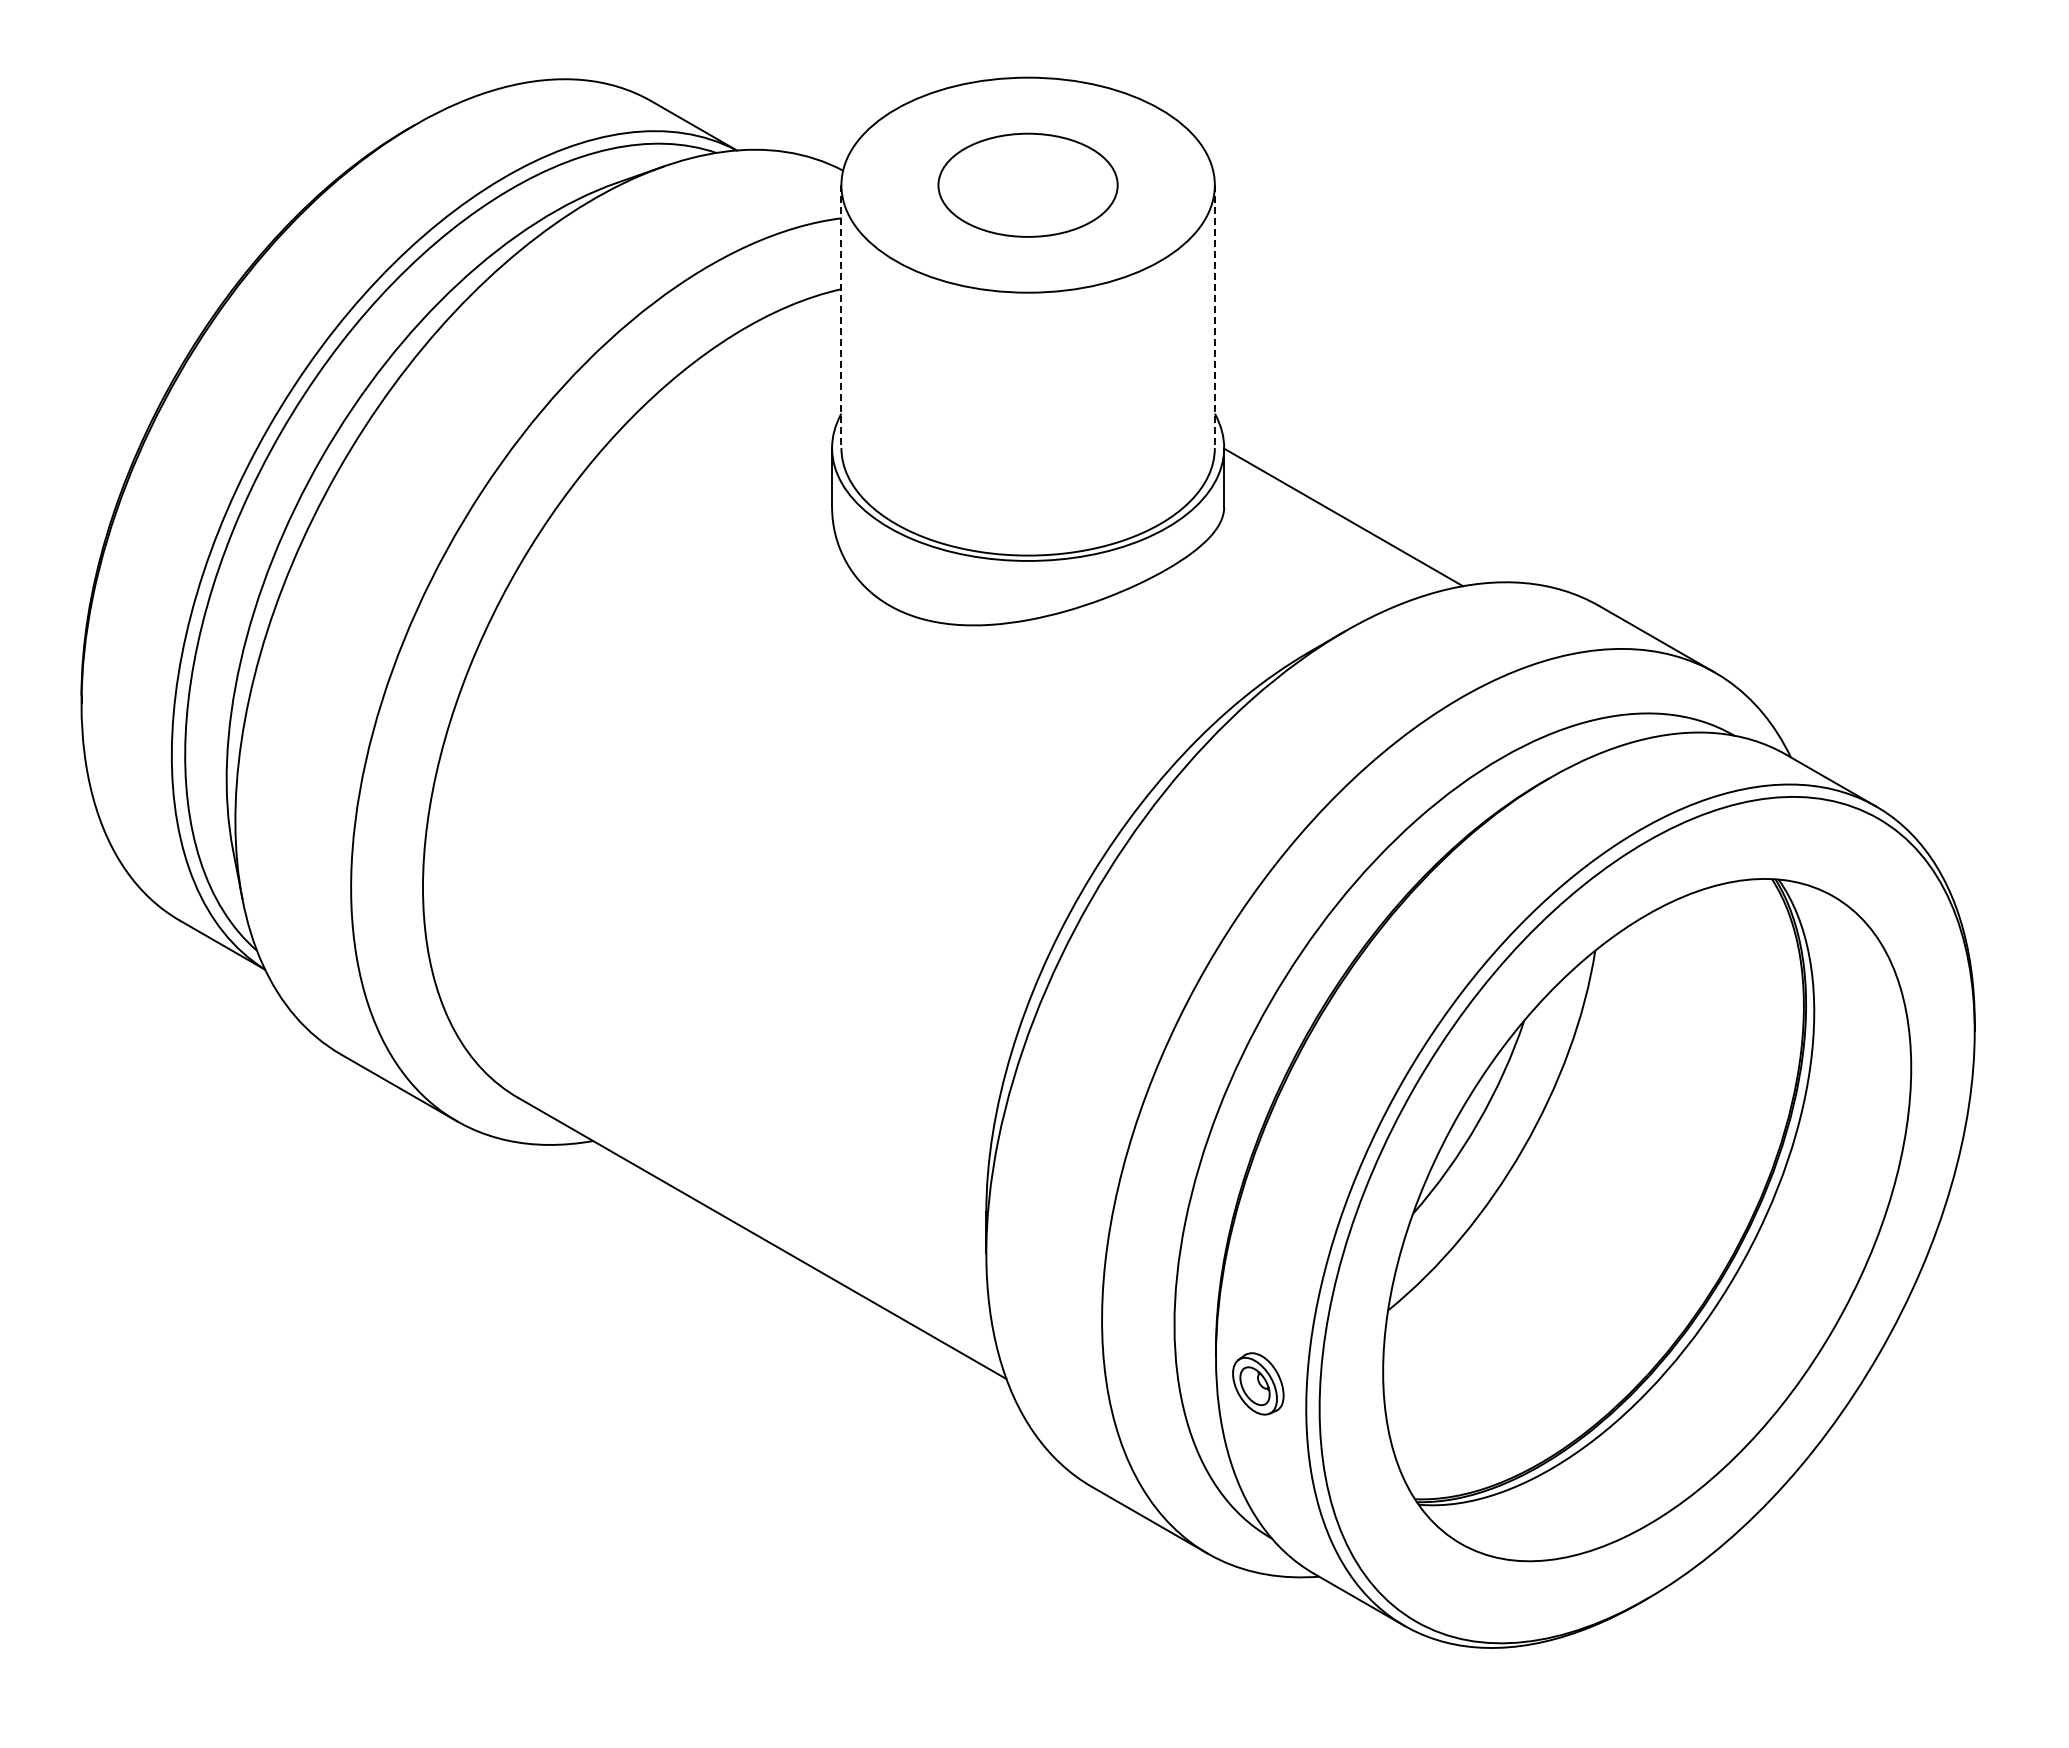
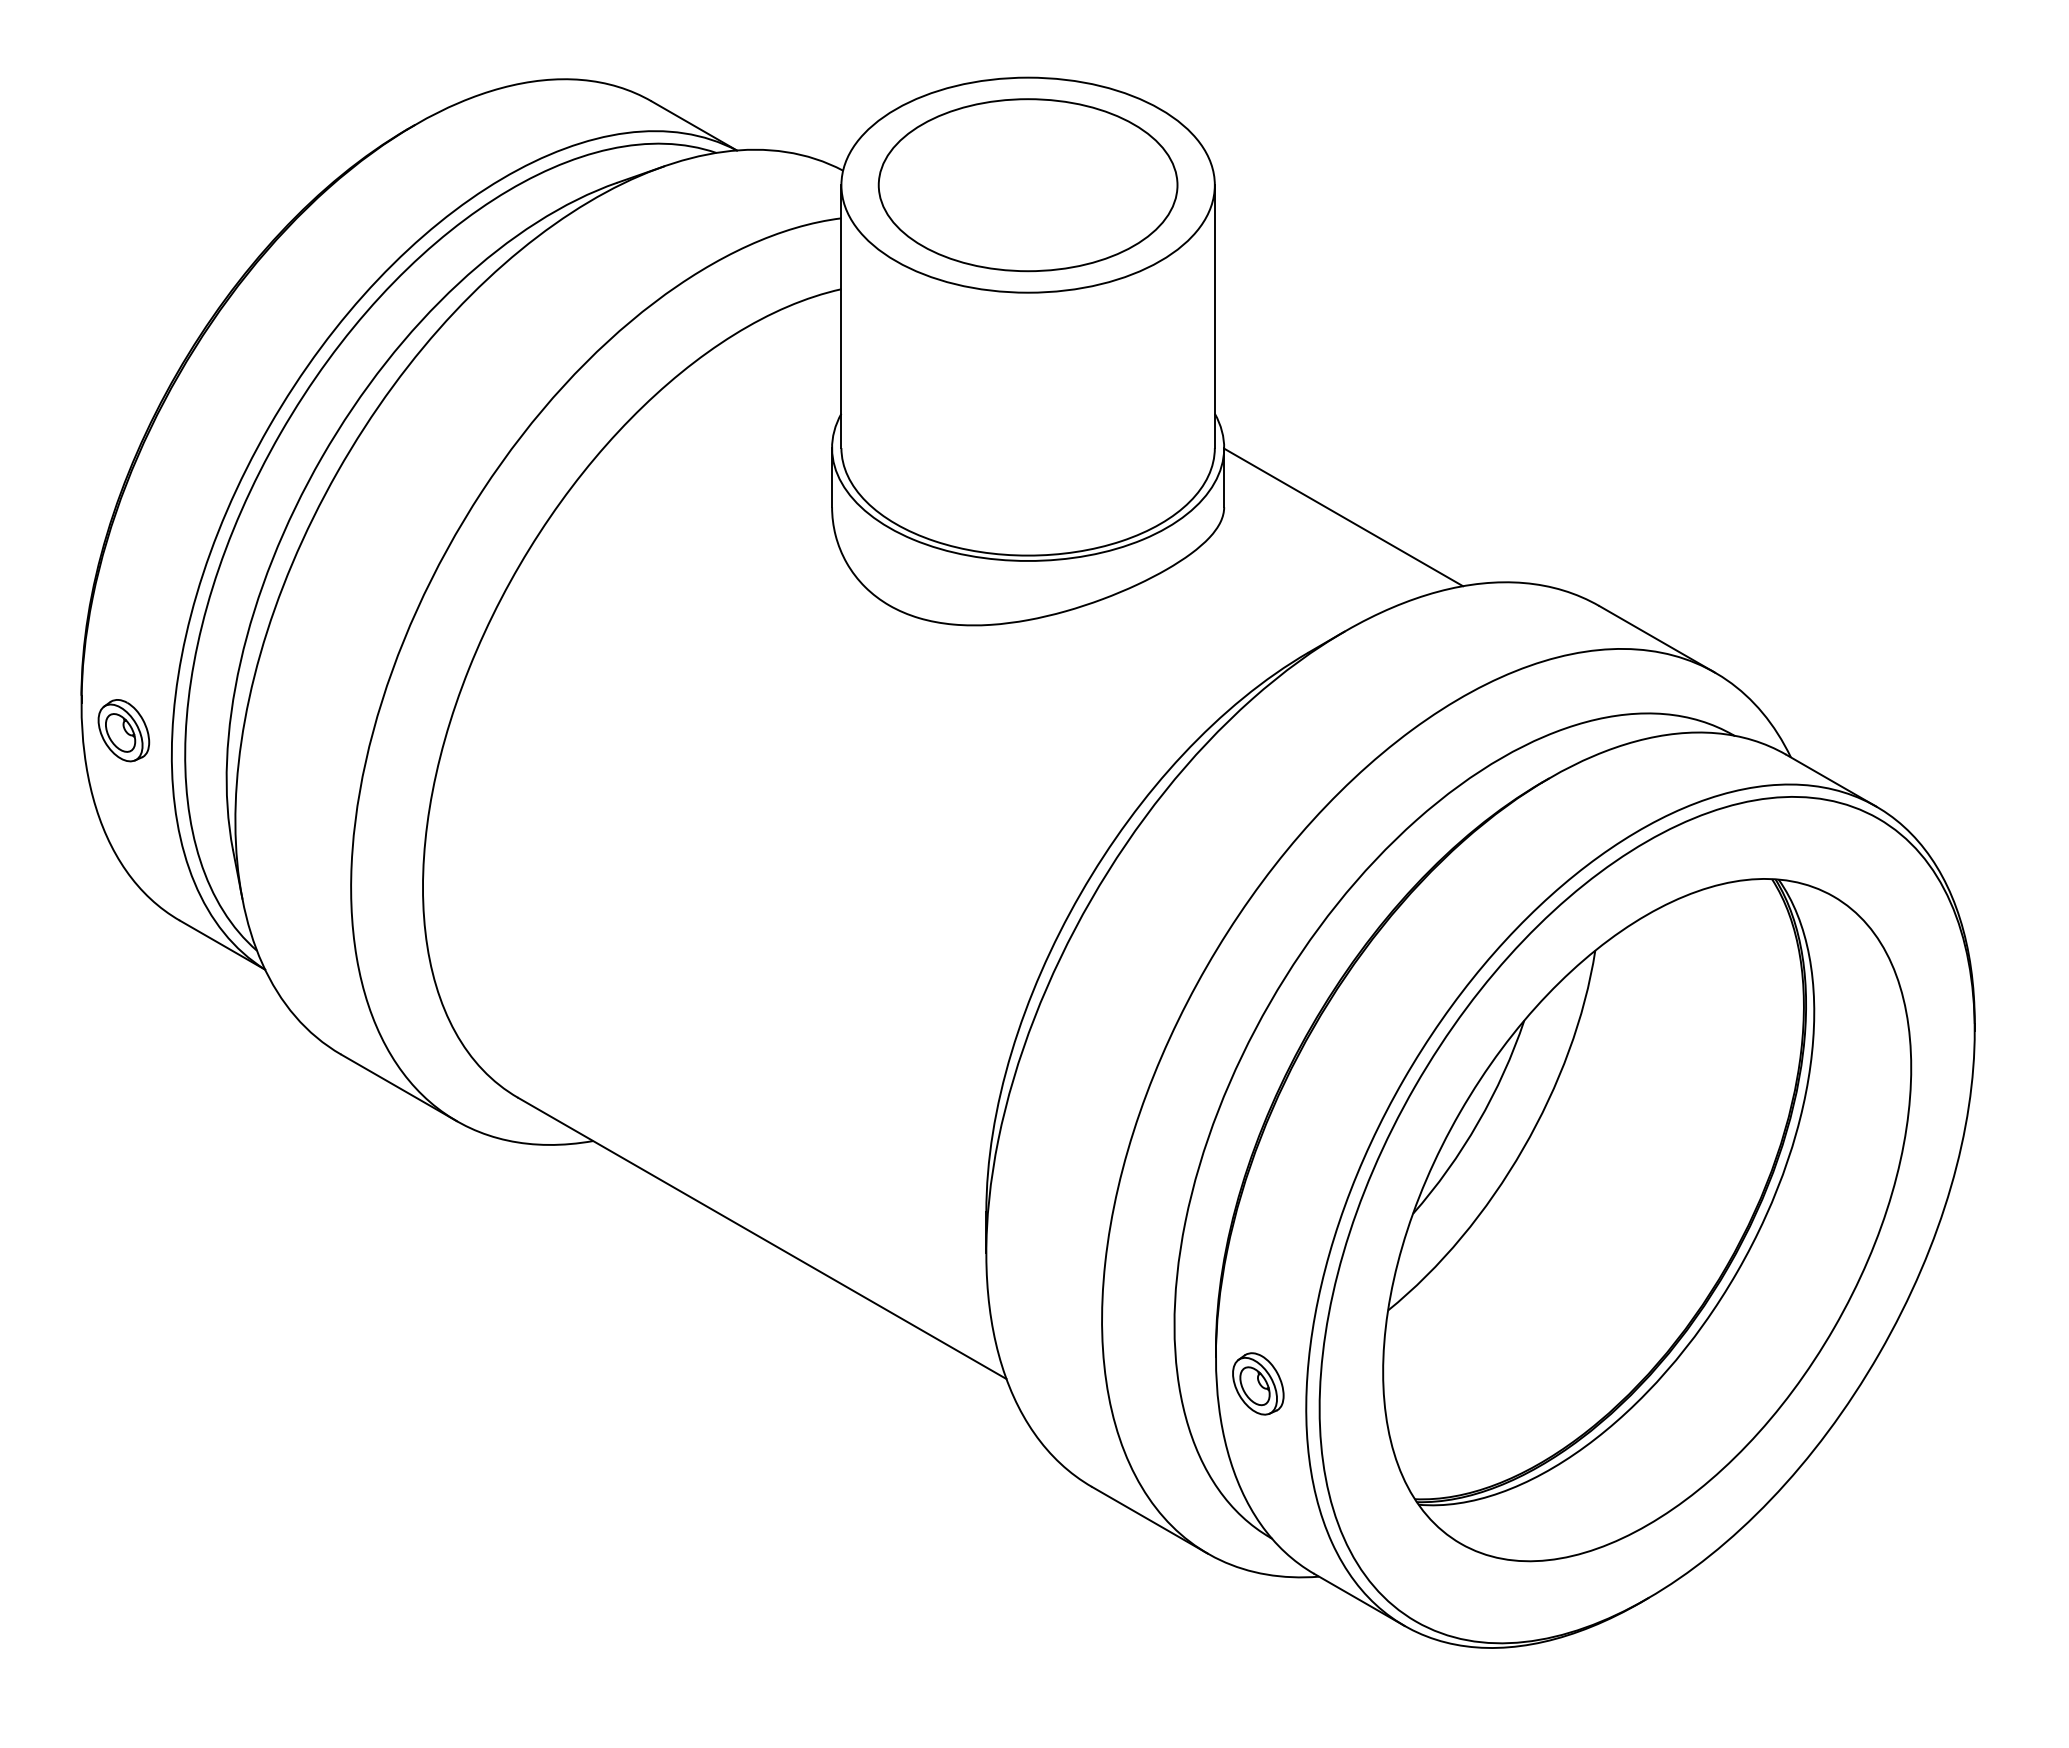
part size: 182x106 px -> 302x175 px (1027, 185)
line: dashed -> solid (841, 317)
line: dashed -> solid (1214, 317)
part: none -> present (123, 730)
